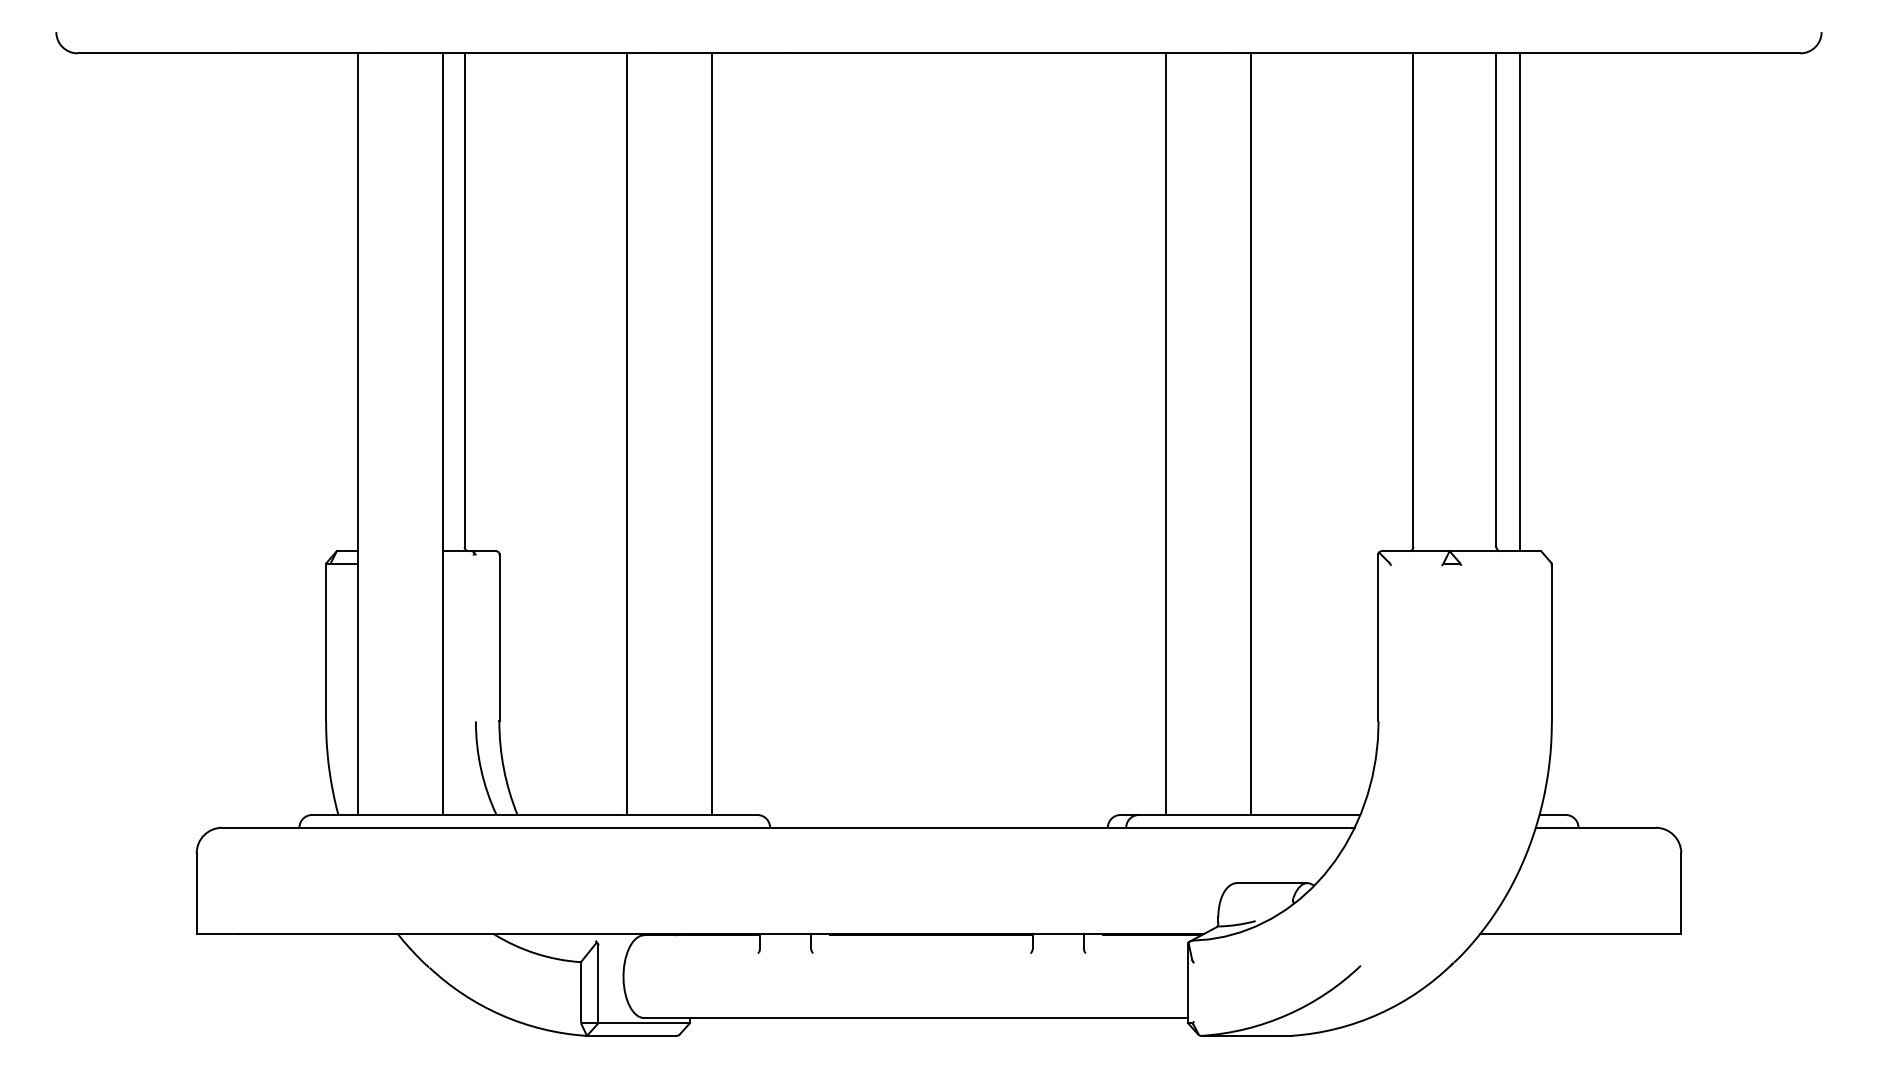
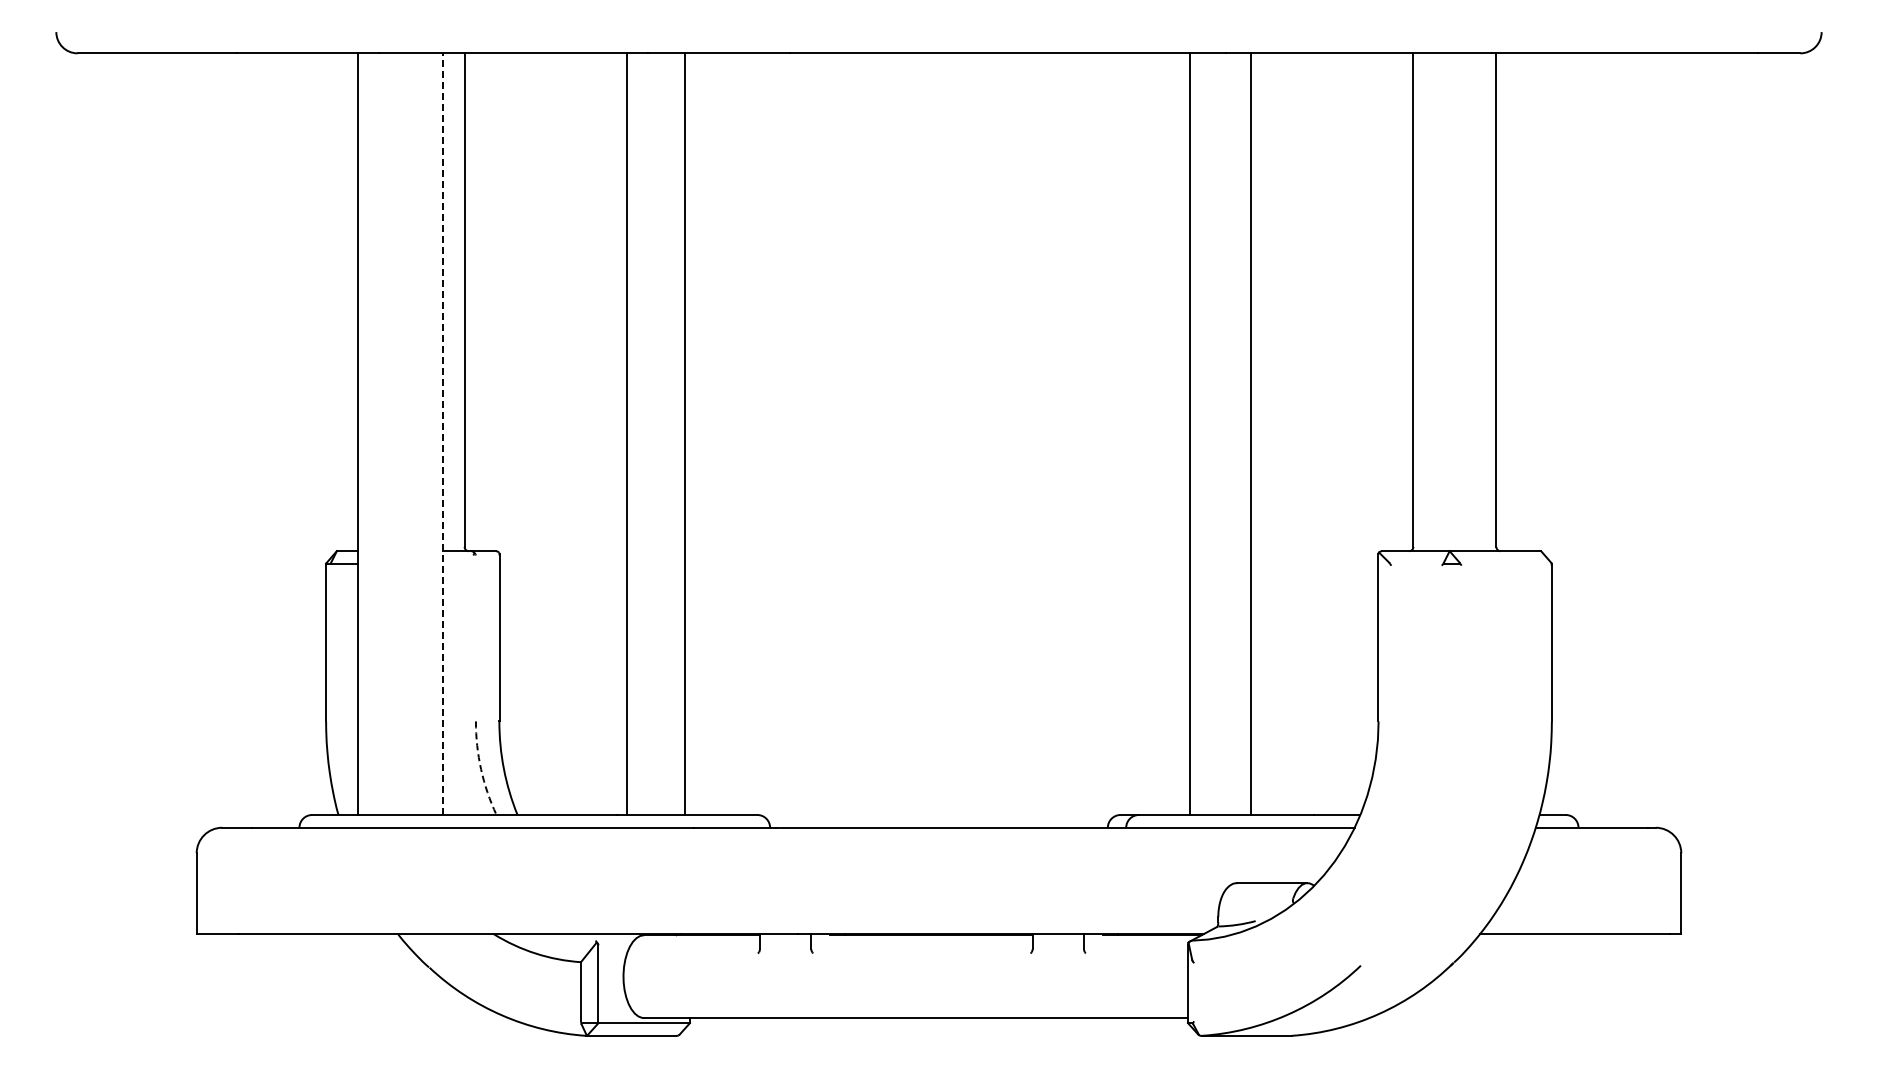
line: present -> none (1520, 302)
line position: (711, 433) -> (684, 433) (684, 433)
line position: (1166, 433) -> (1190, 433) (1190, 433)
line: solid -> dashed (442, 434)
arc: solid -> dashed (481, 769)
